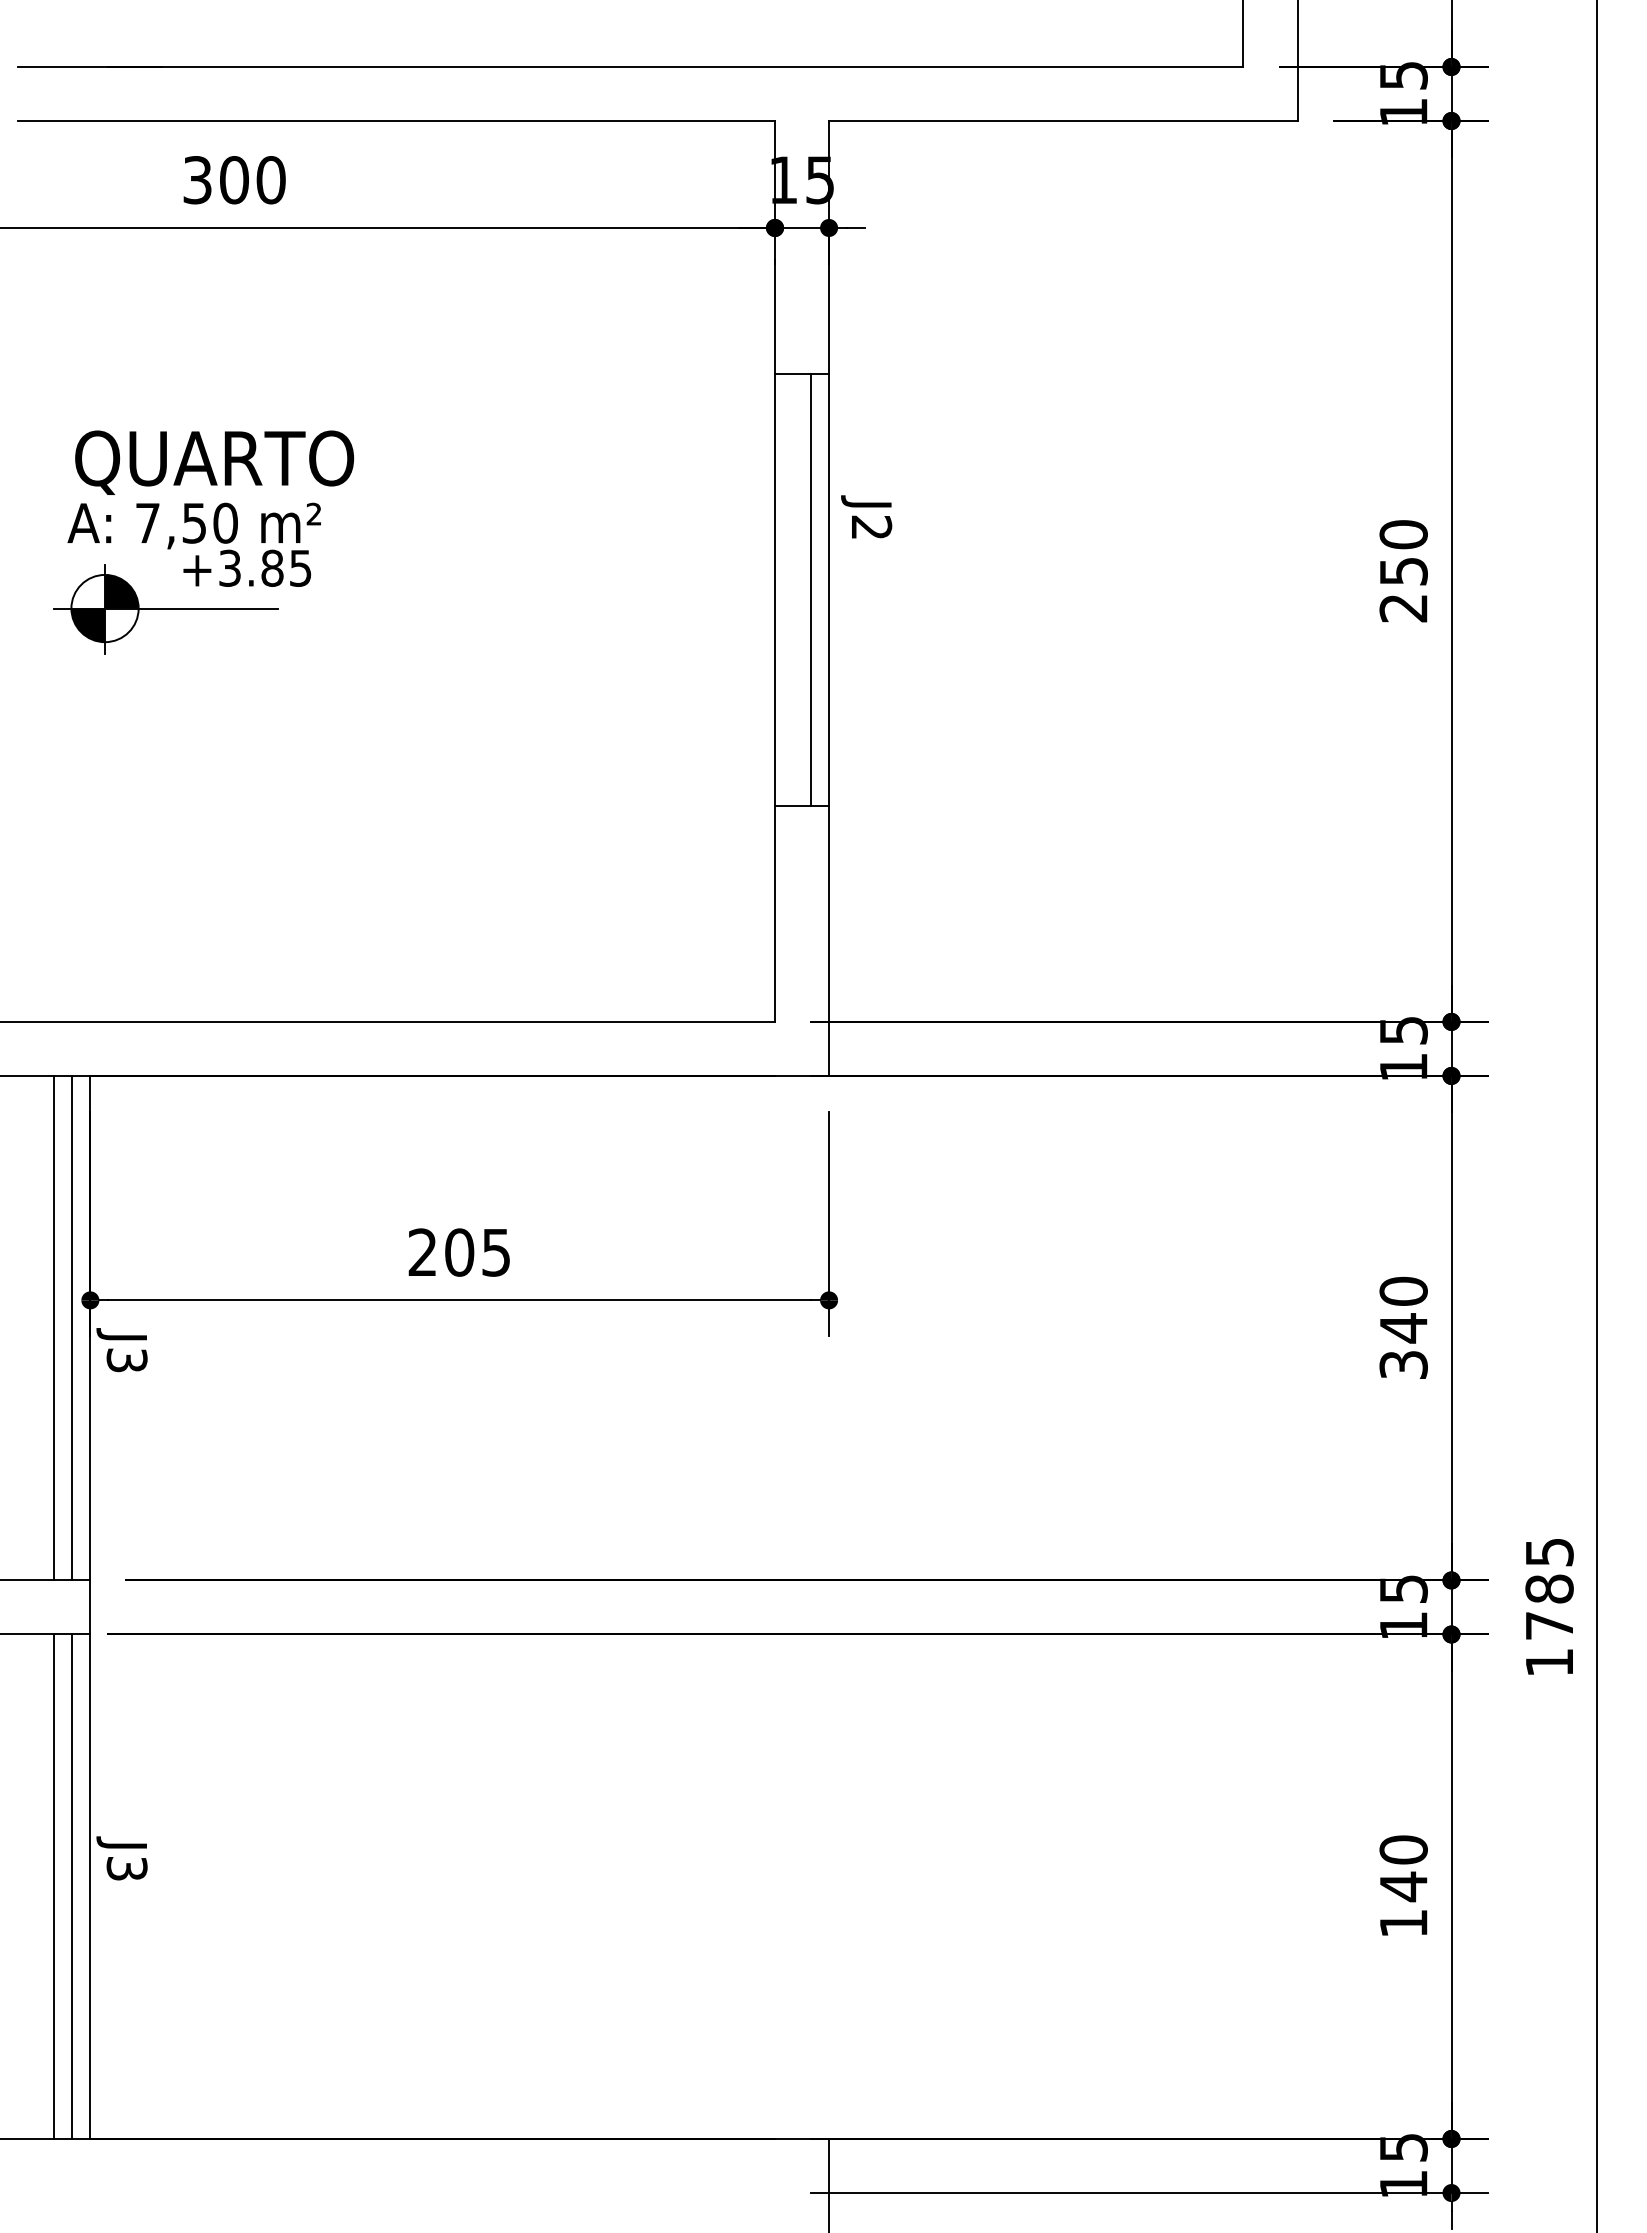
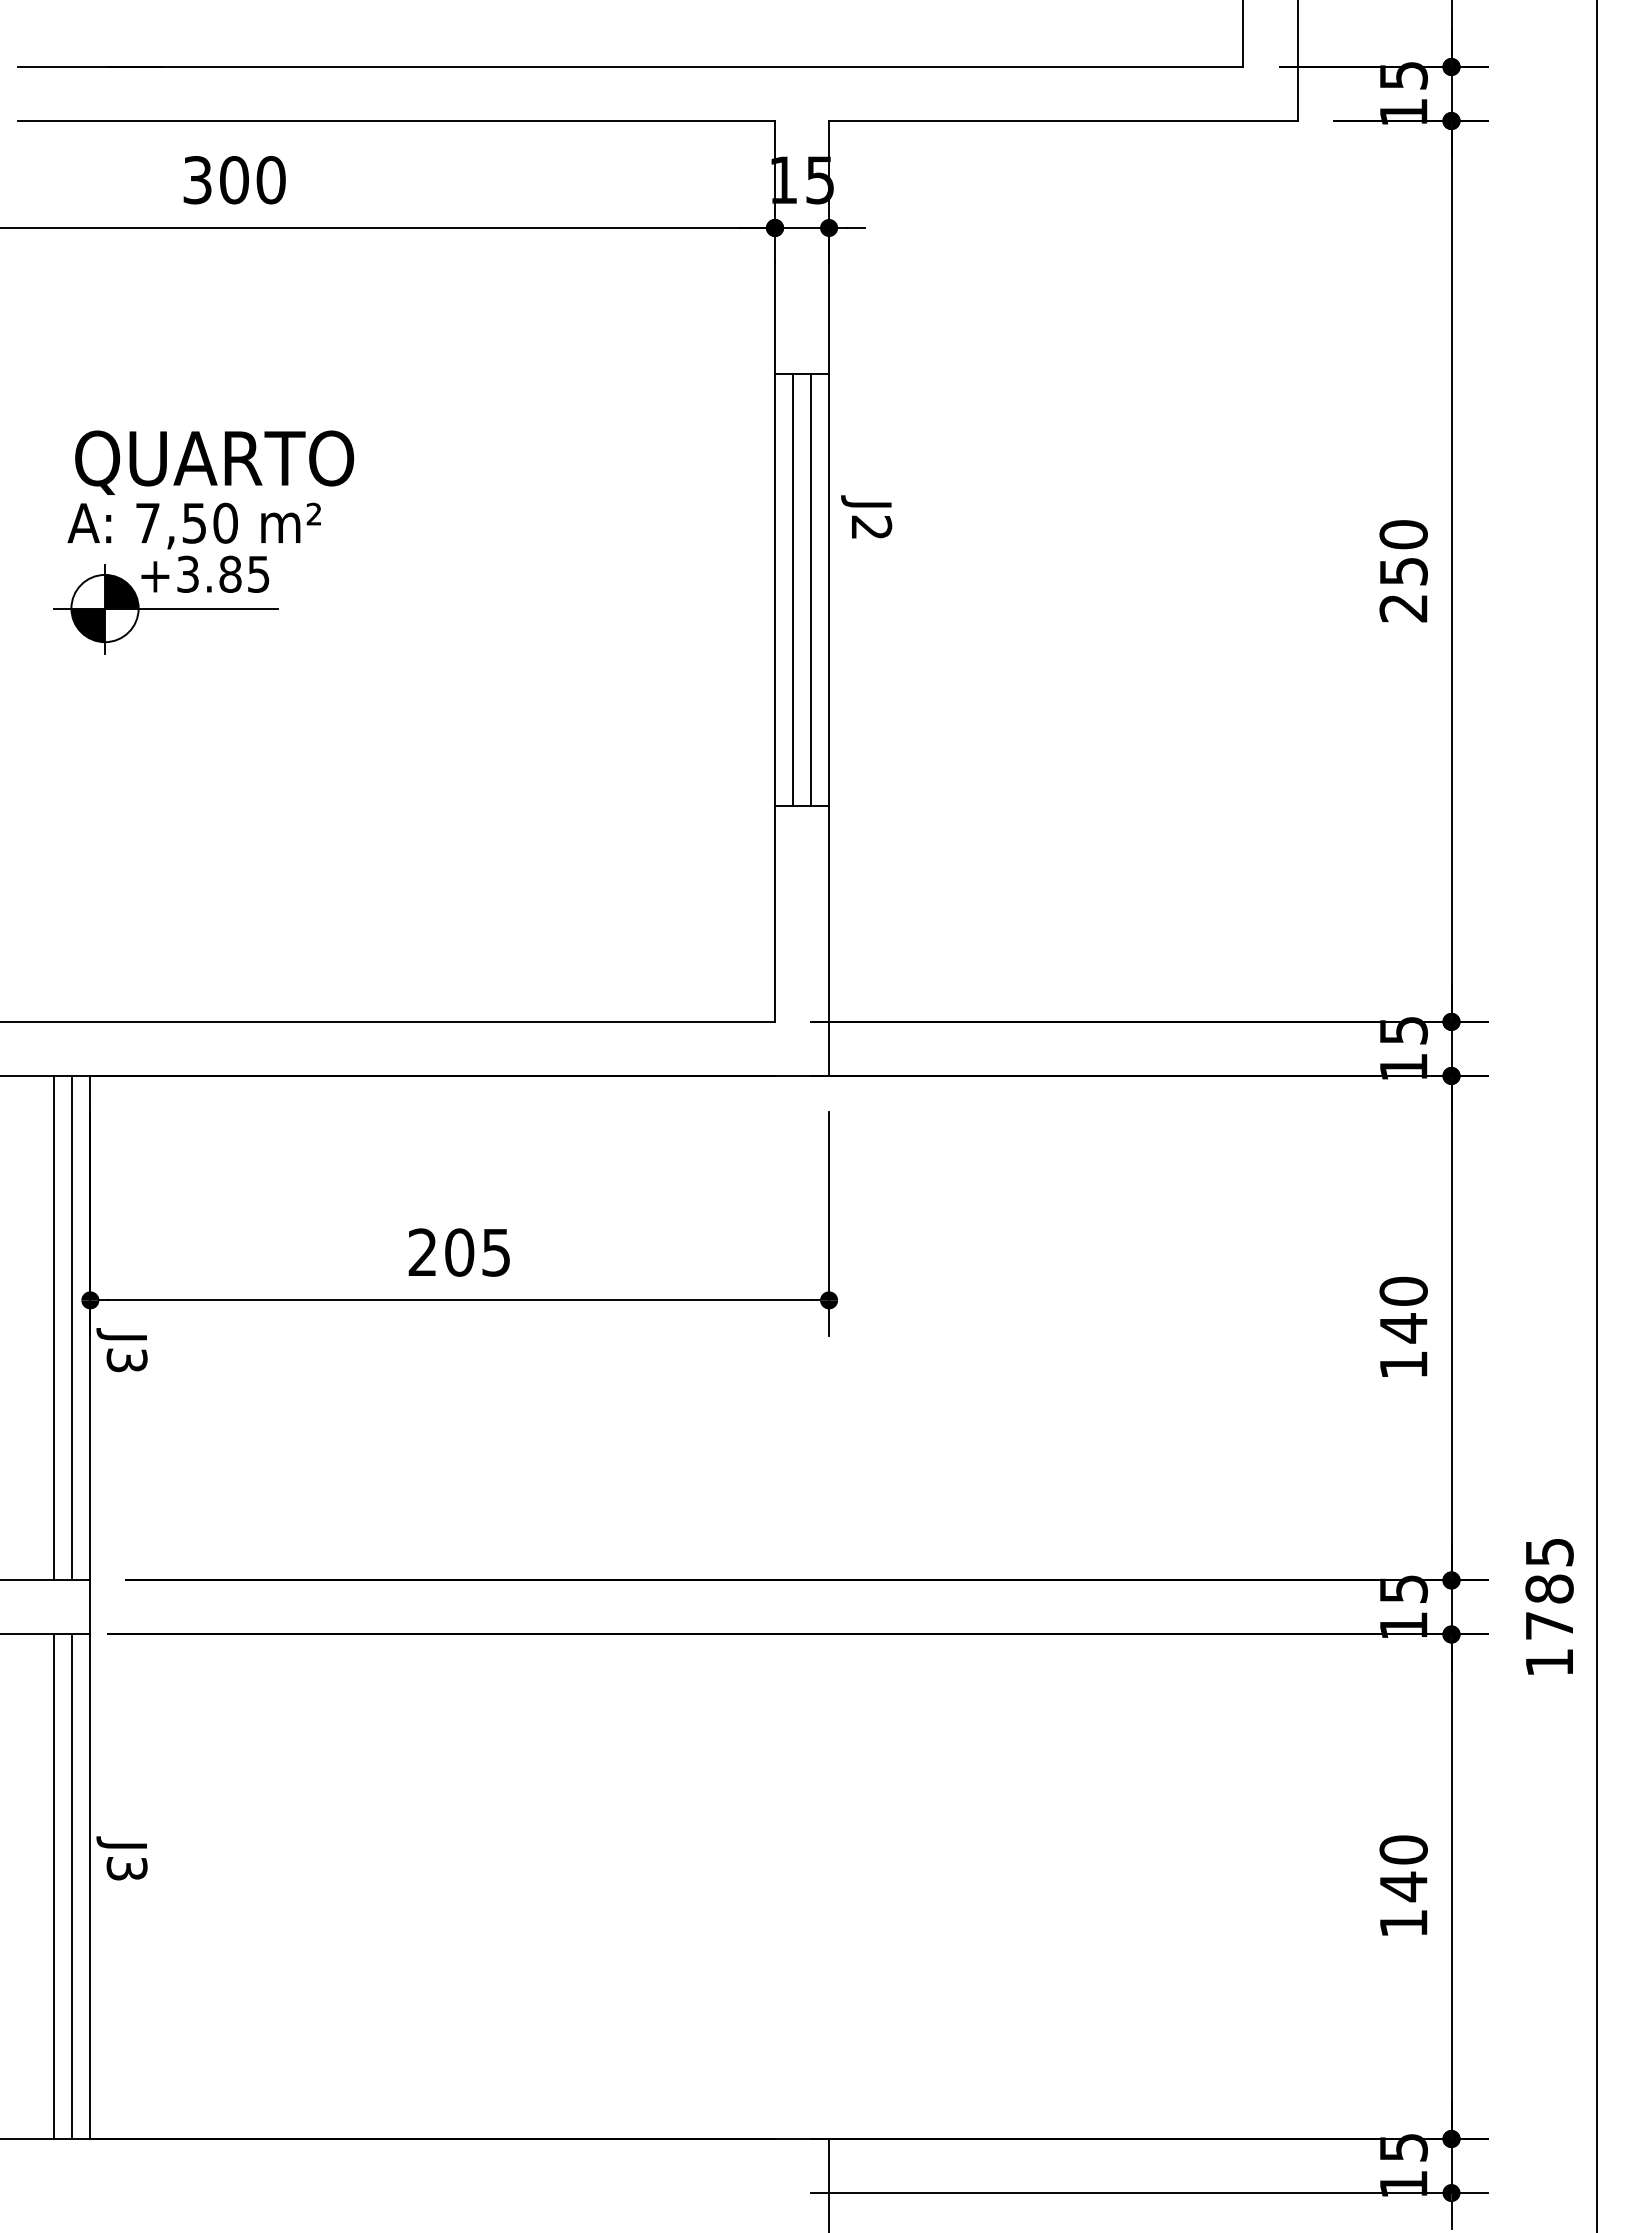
text position: (247, 567) -> (205, 573) (205, 573)
line: none -> present (793, 589)
text: 340 -> 140 (1403, 1364)
